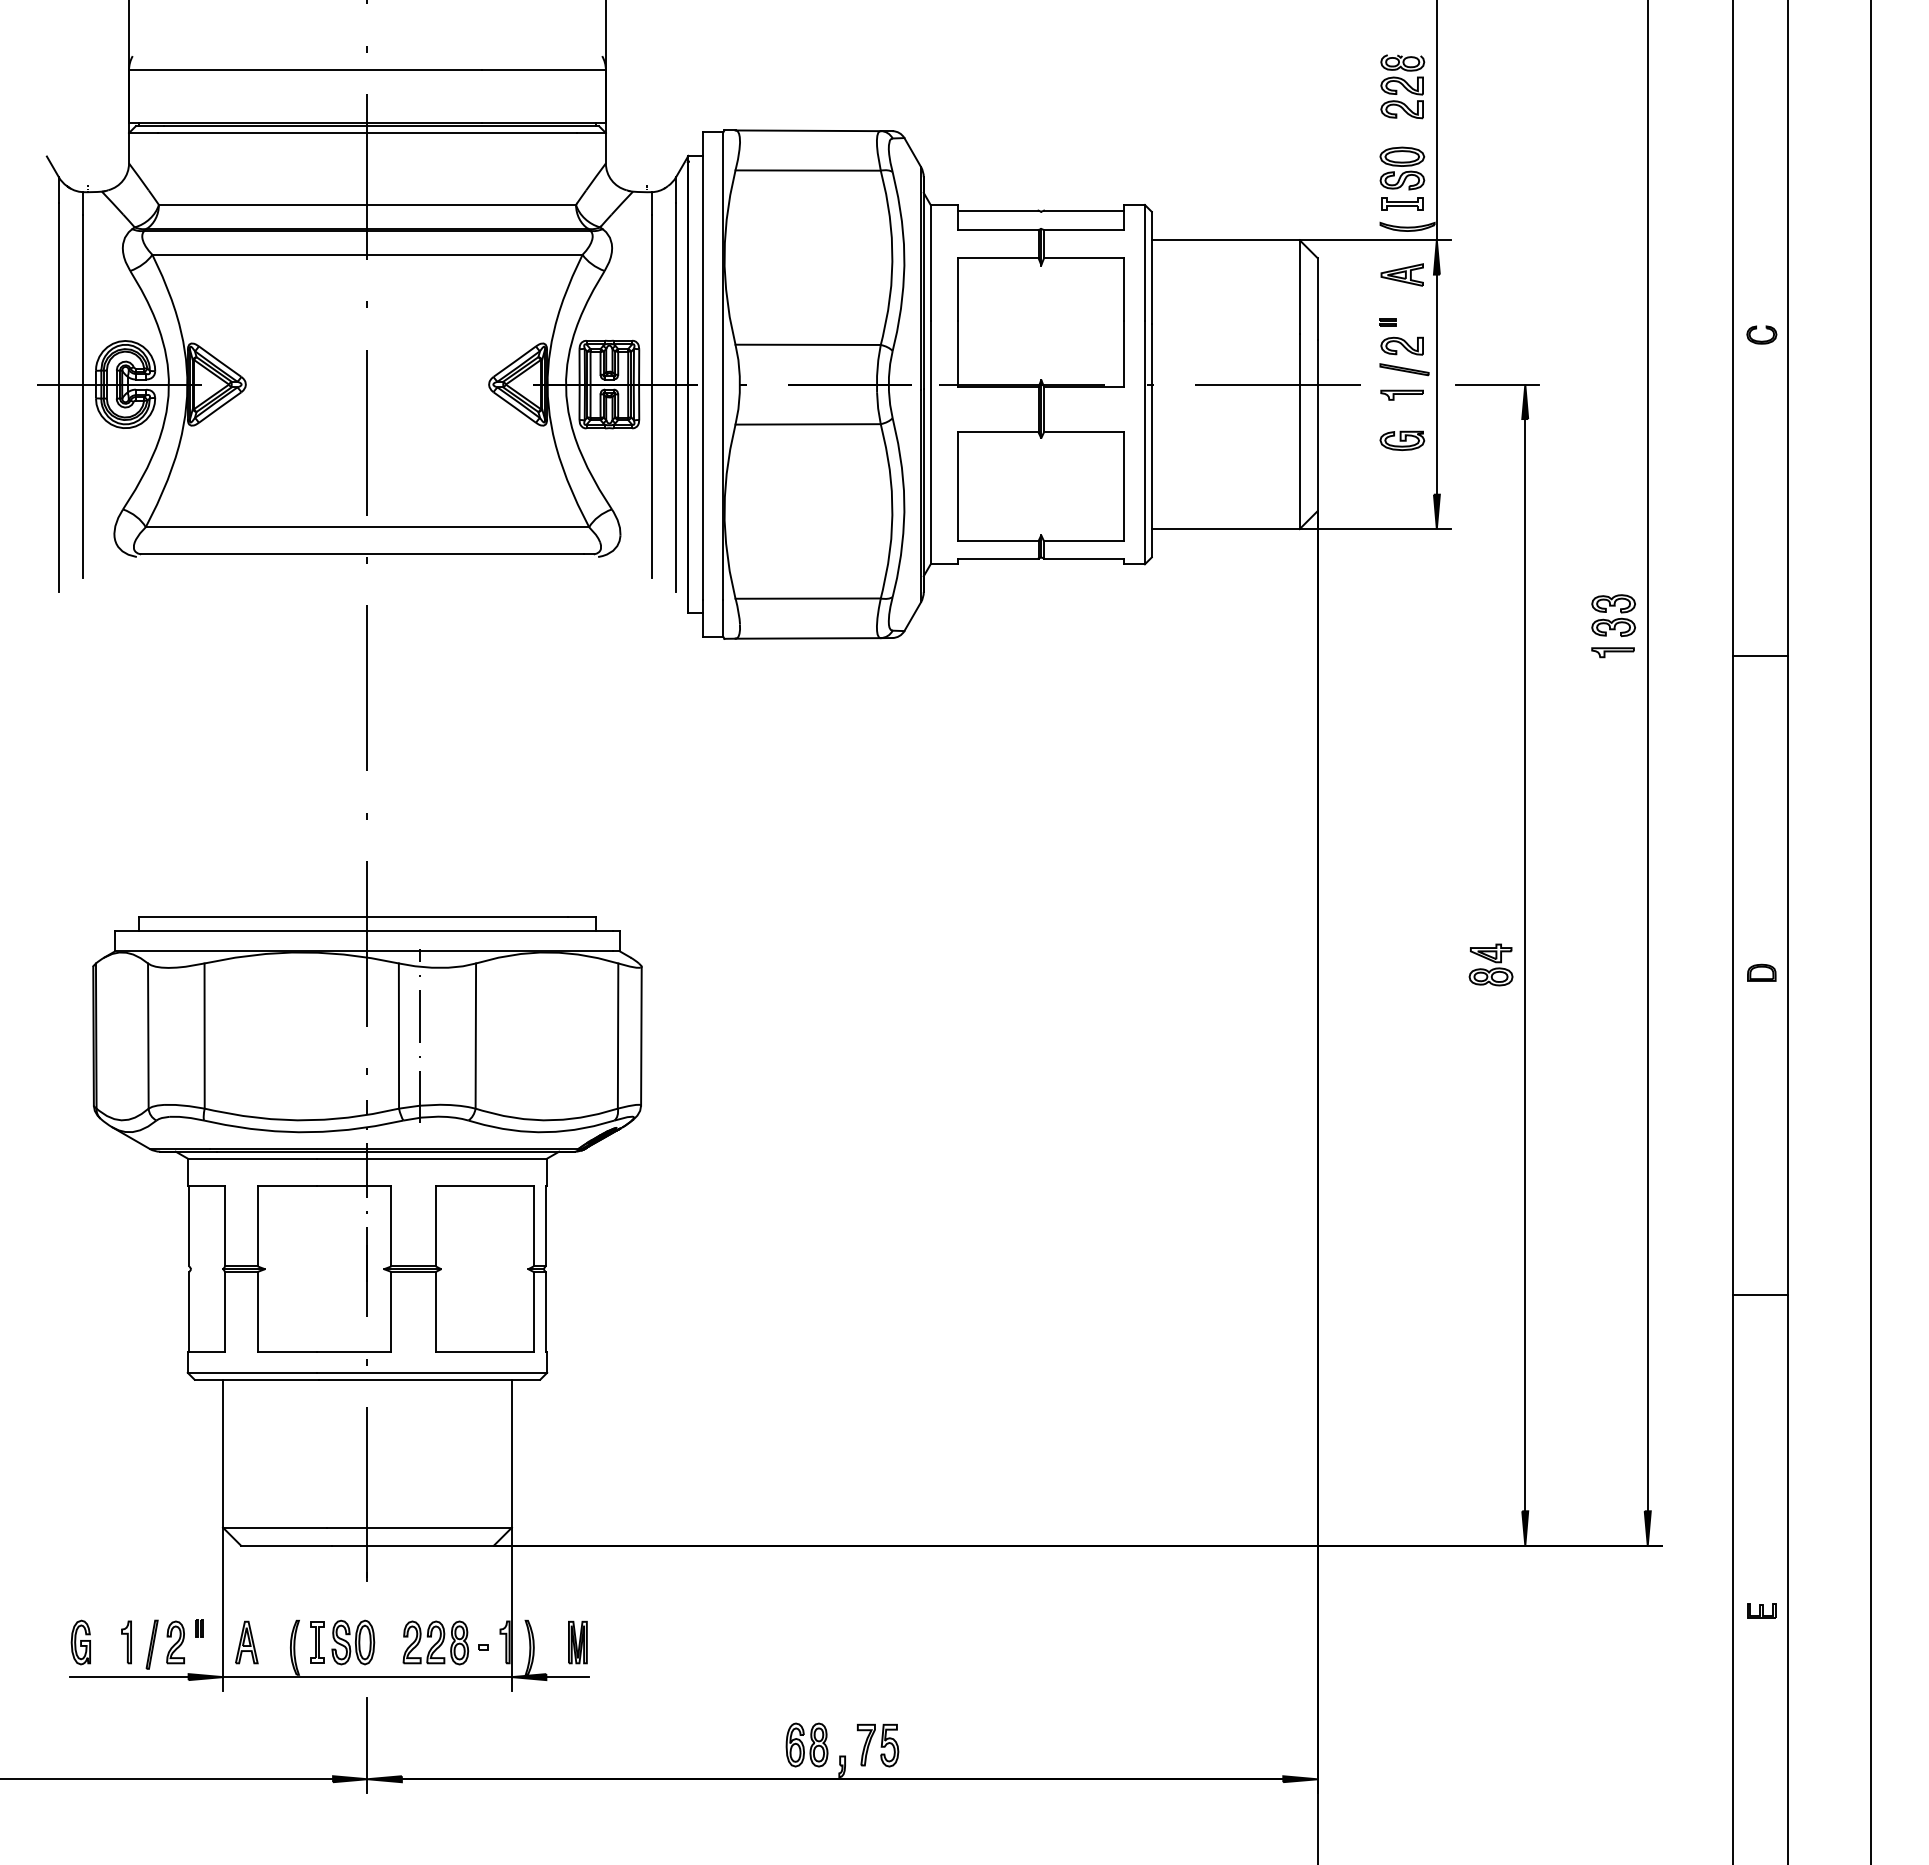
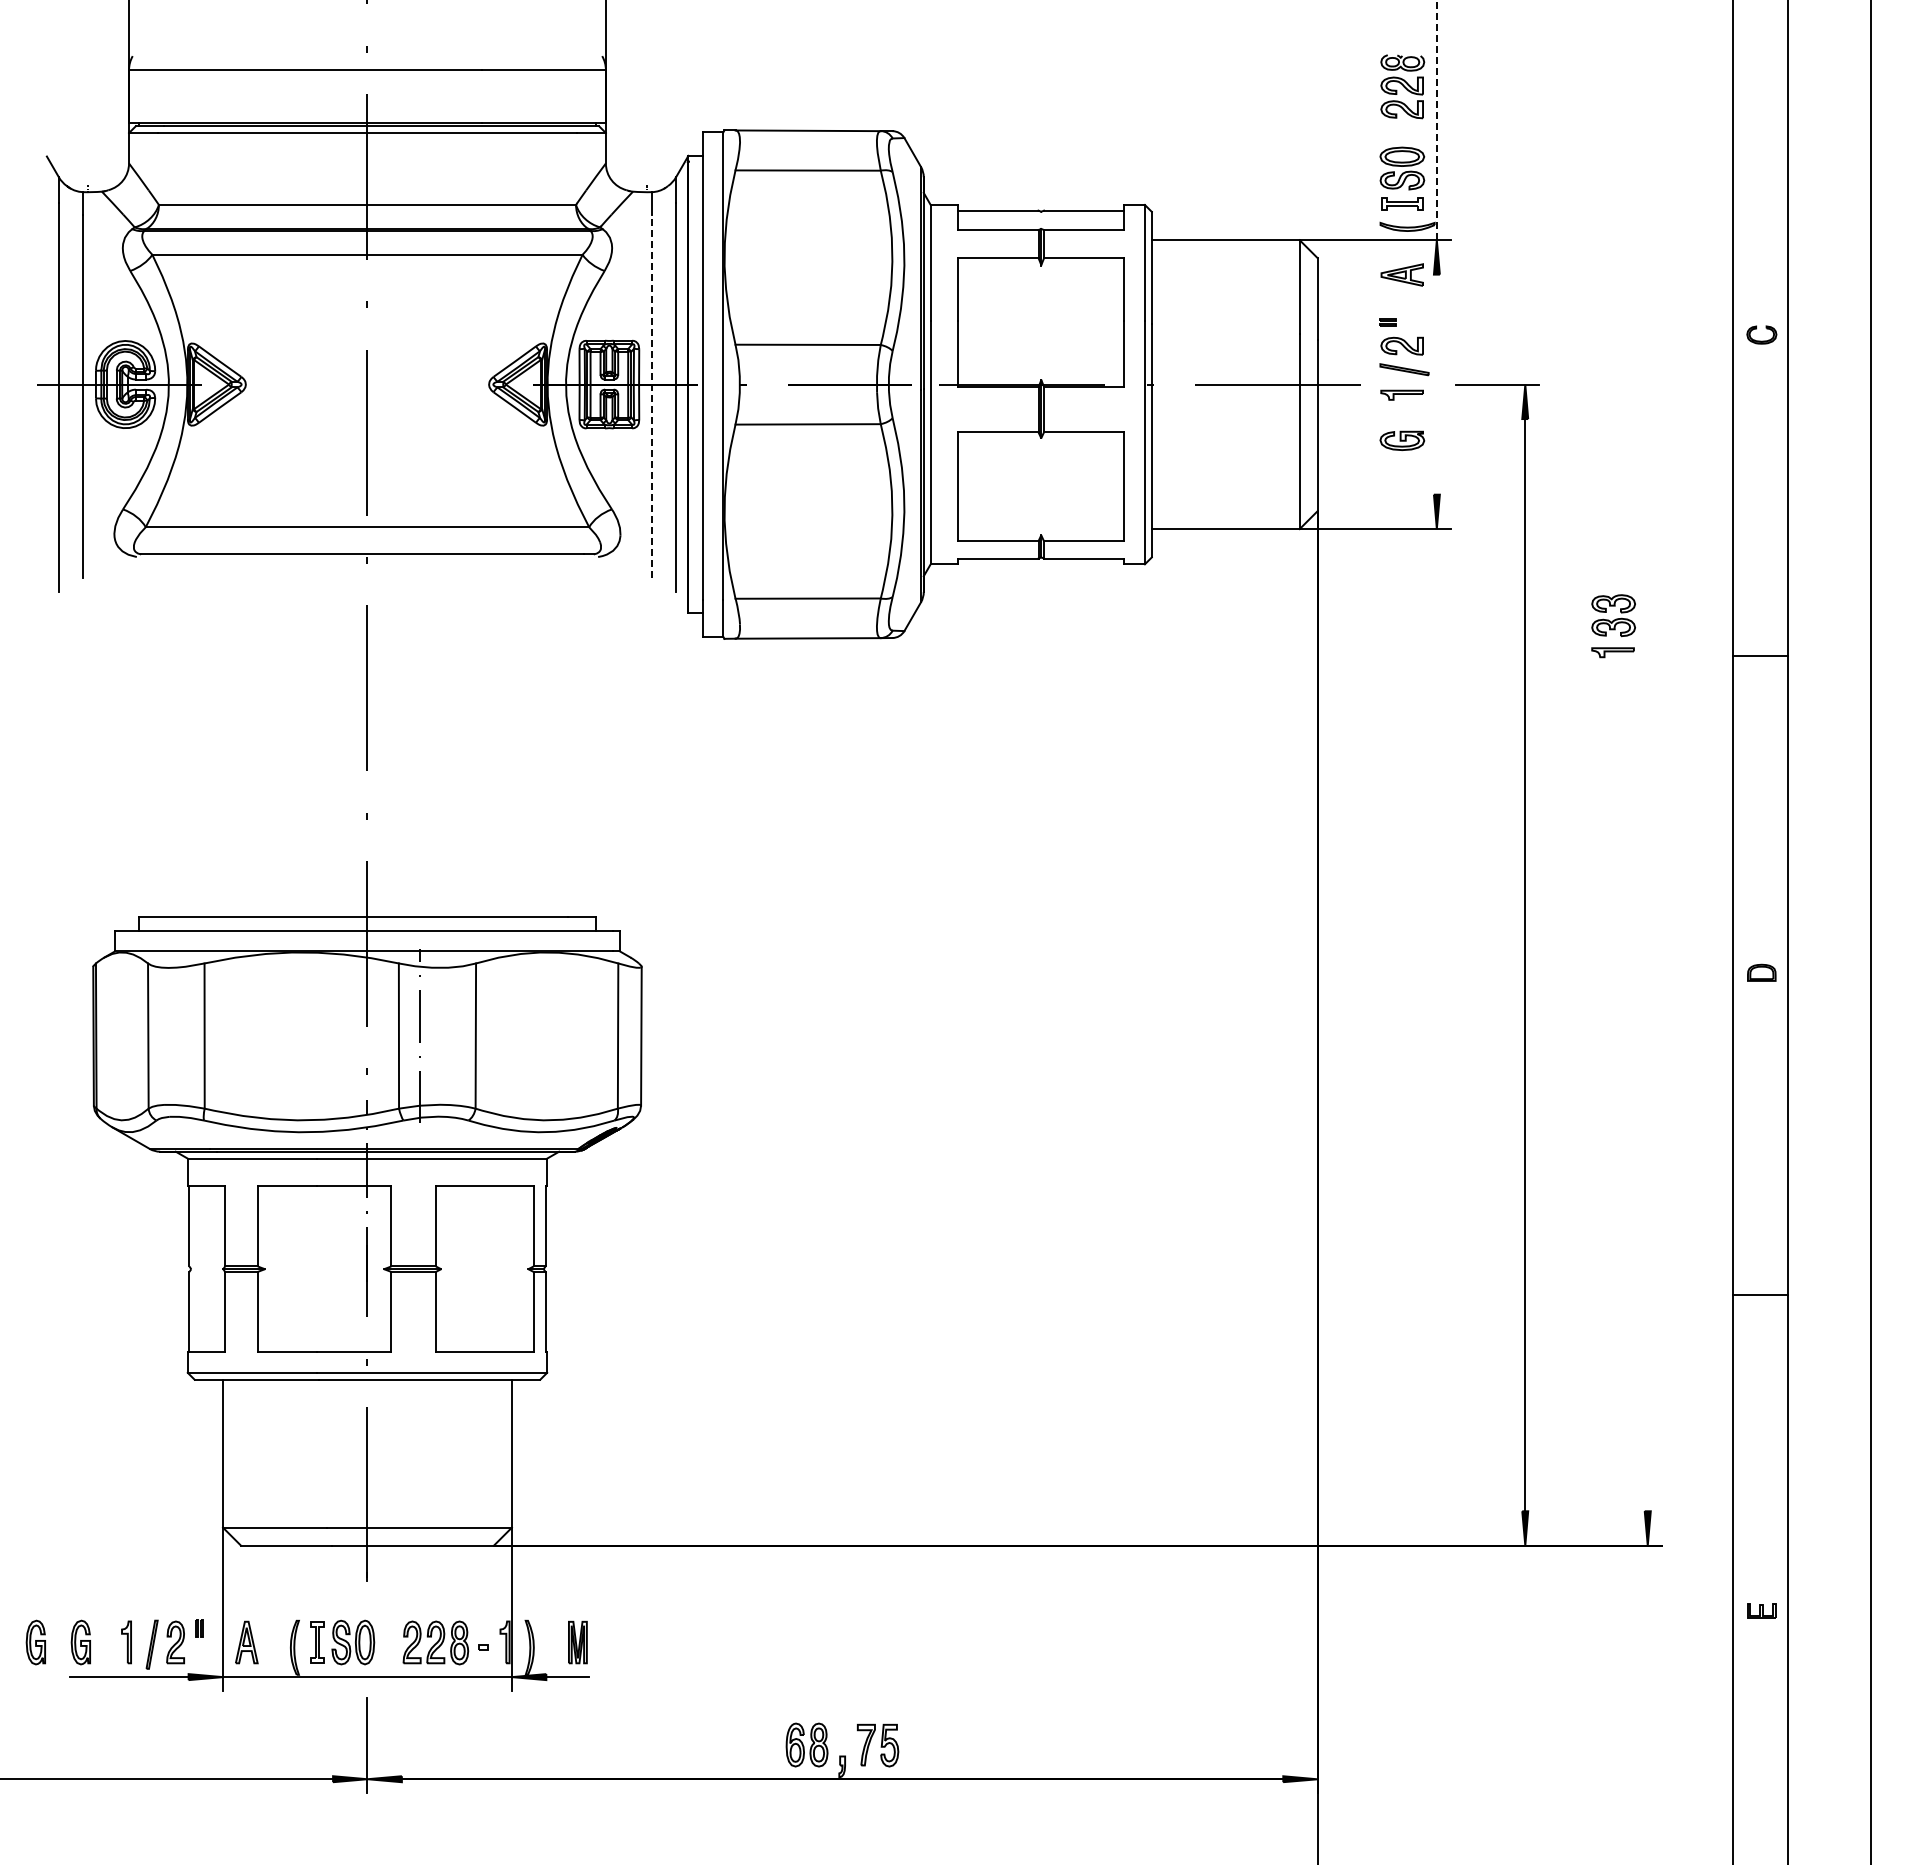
line: solid -> dashed (1436, 120)
line: present -> none (1436, 384)
line: solid -> dashed (652, 396)
line: present -> none (1647, 756)
part: present -> none (1490, 964)
part: none -> present (35, 1642)
